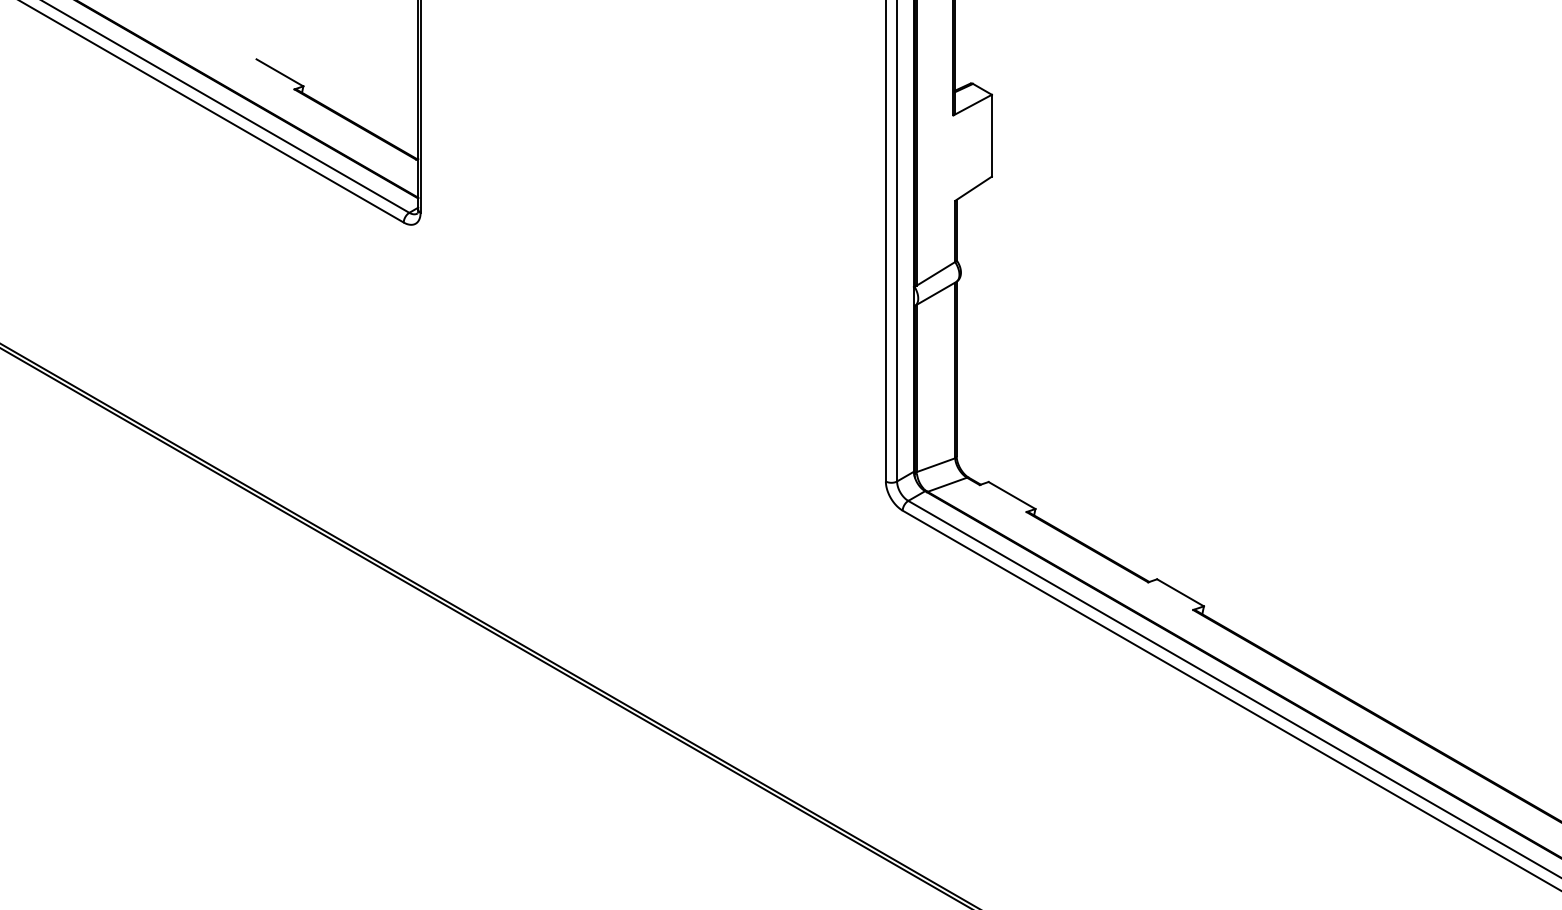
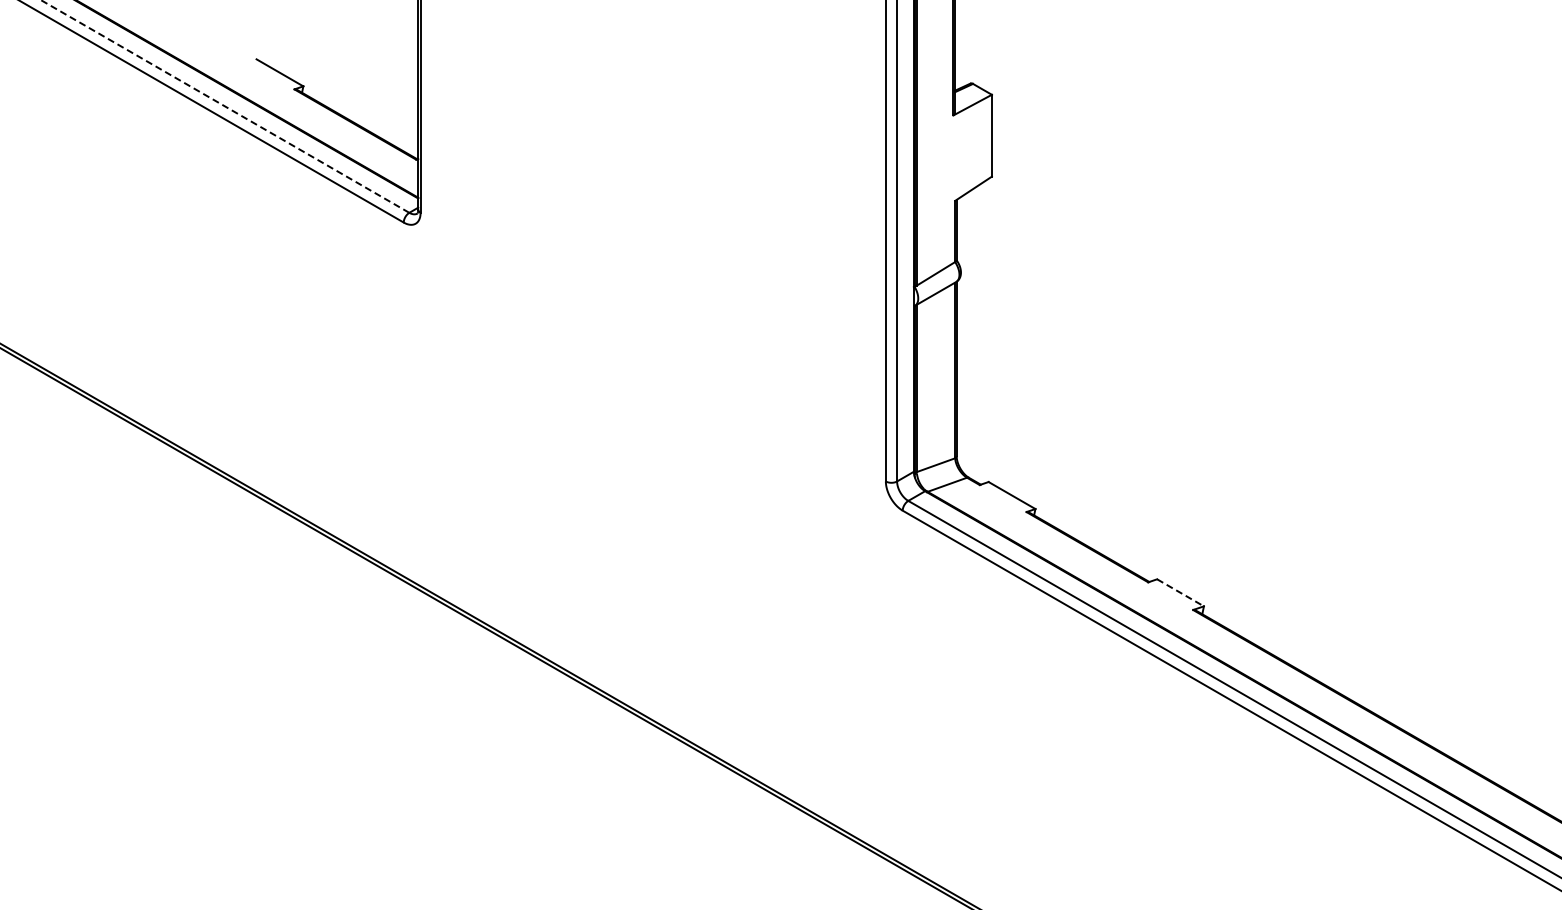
line: solid -> dashed (224, 106)
line: solid -> dashed (1180, 593)
